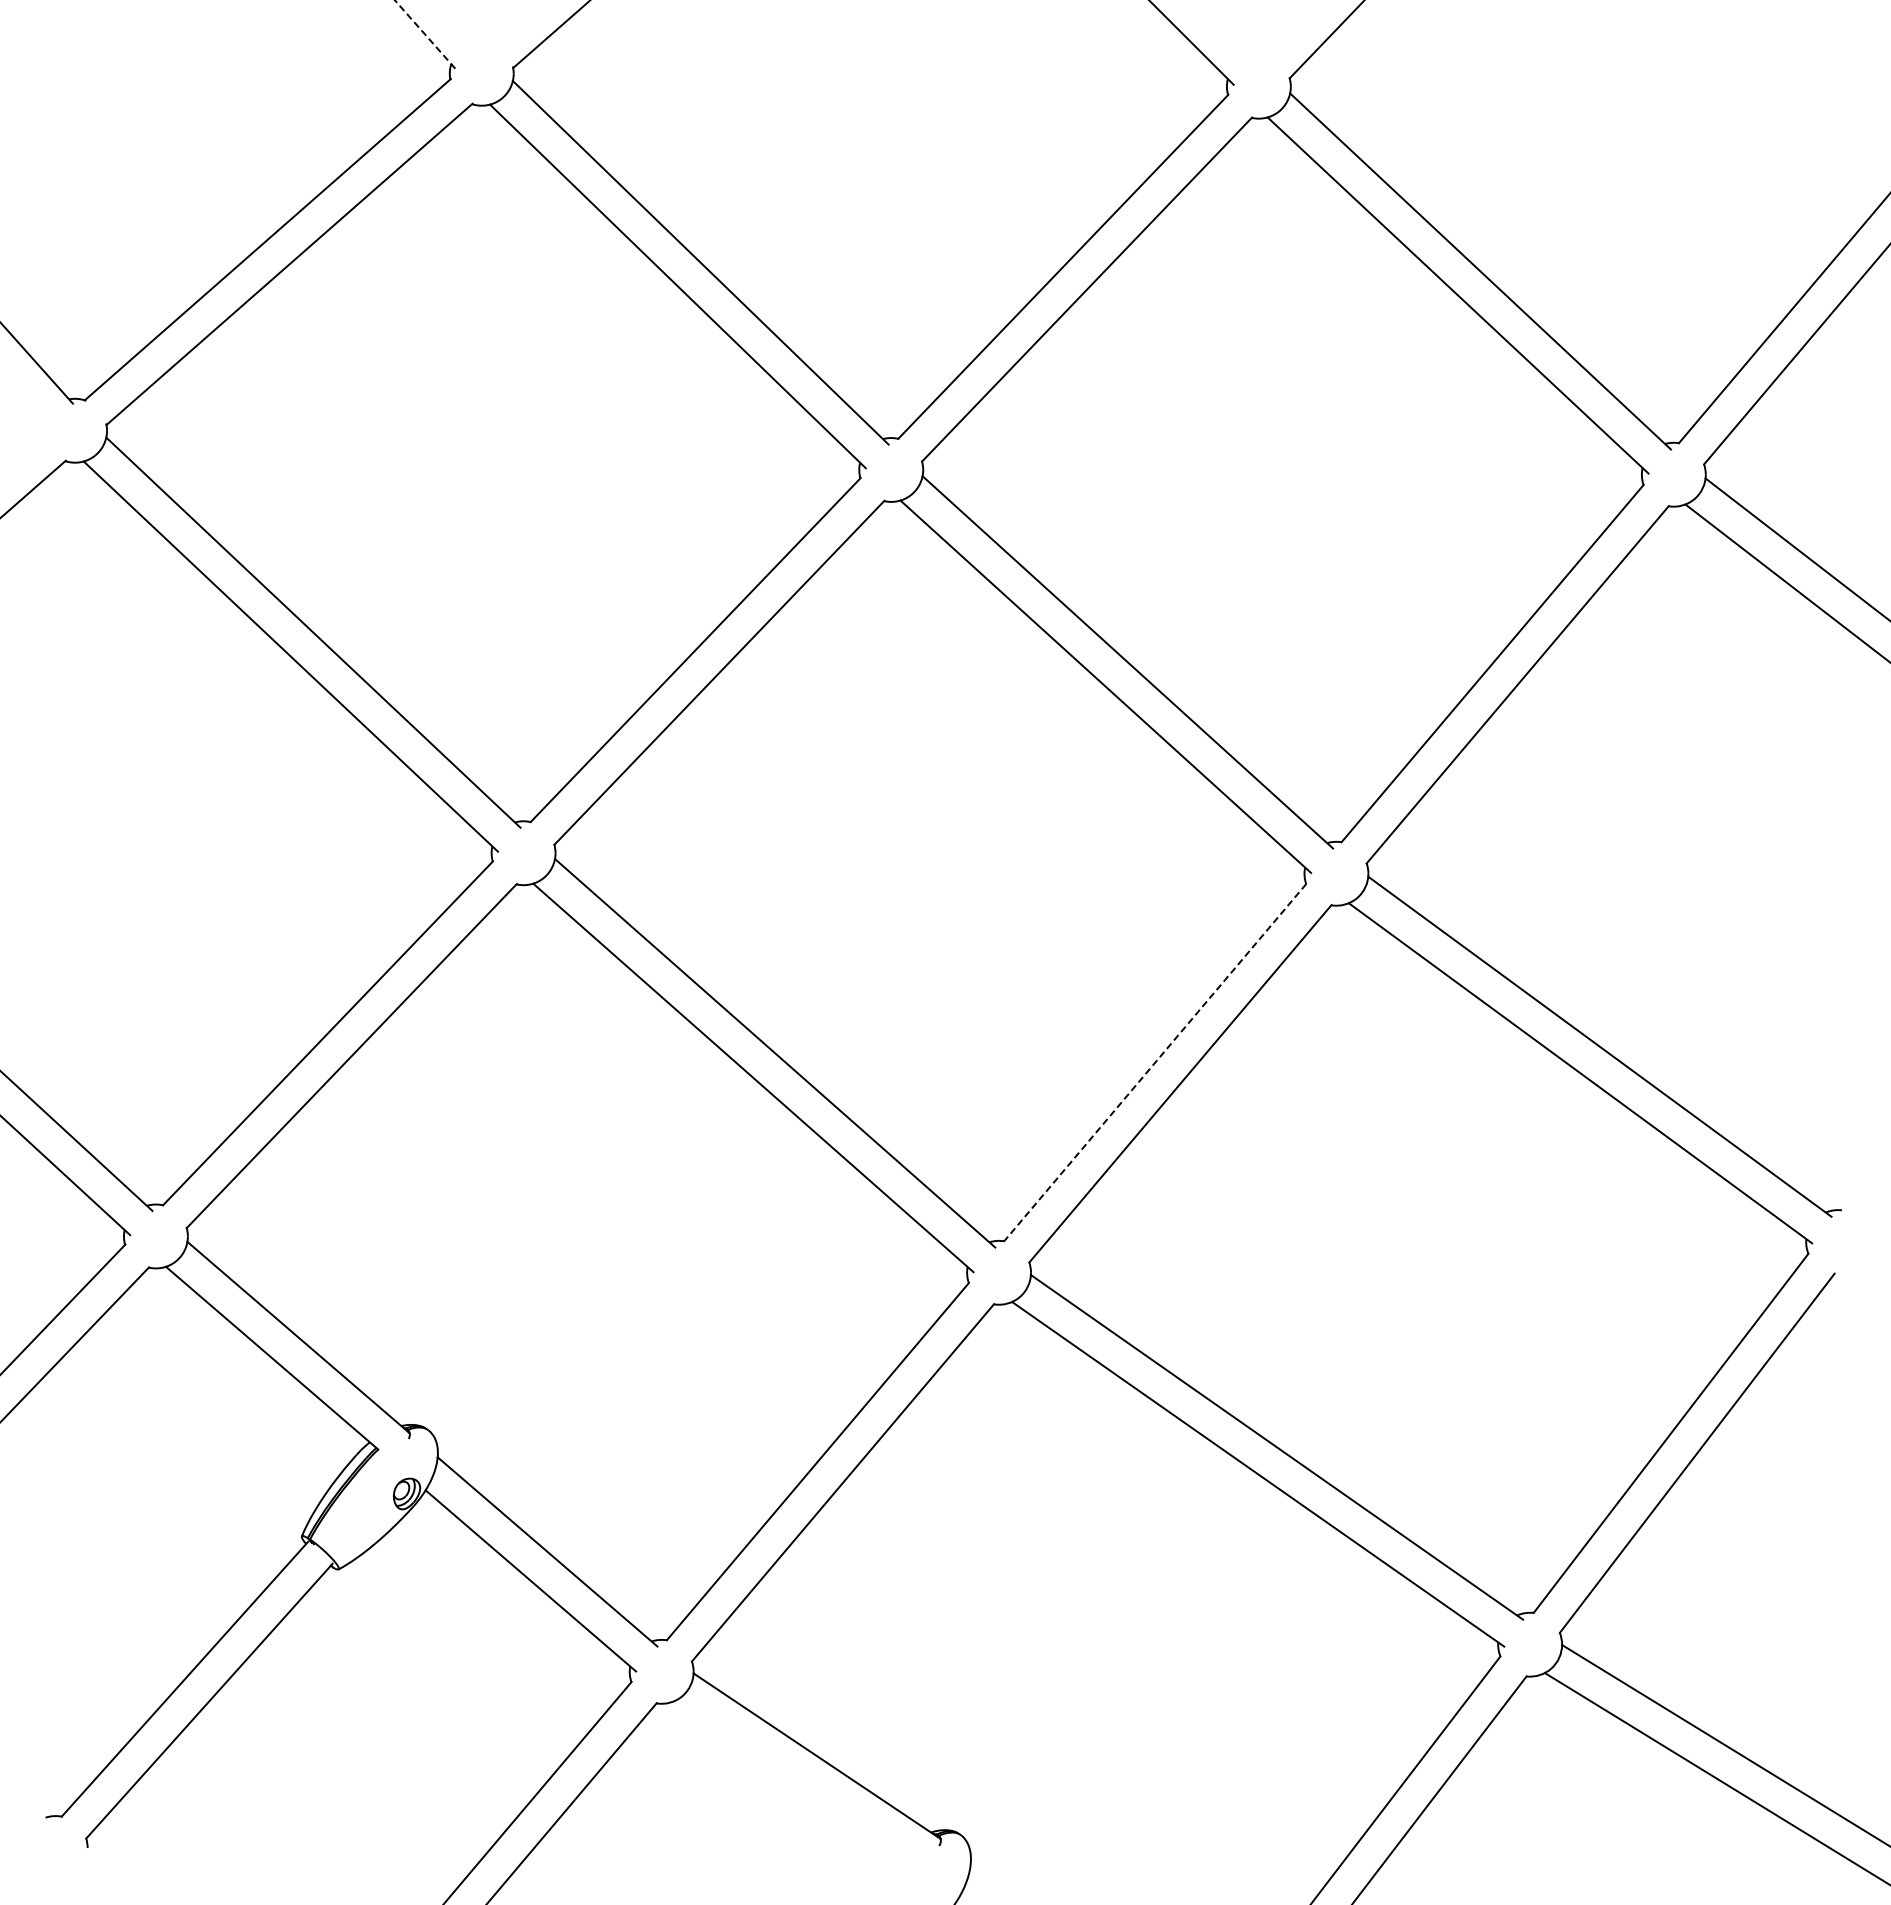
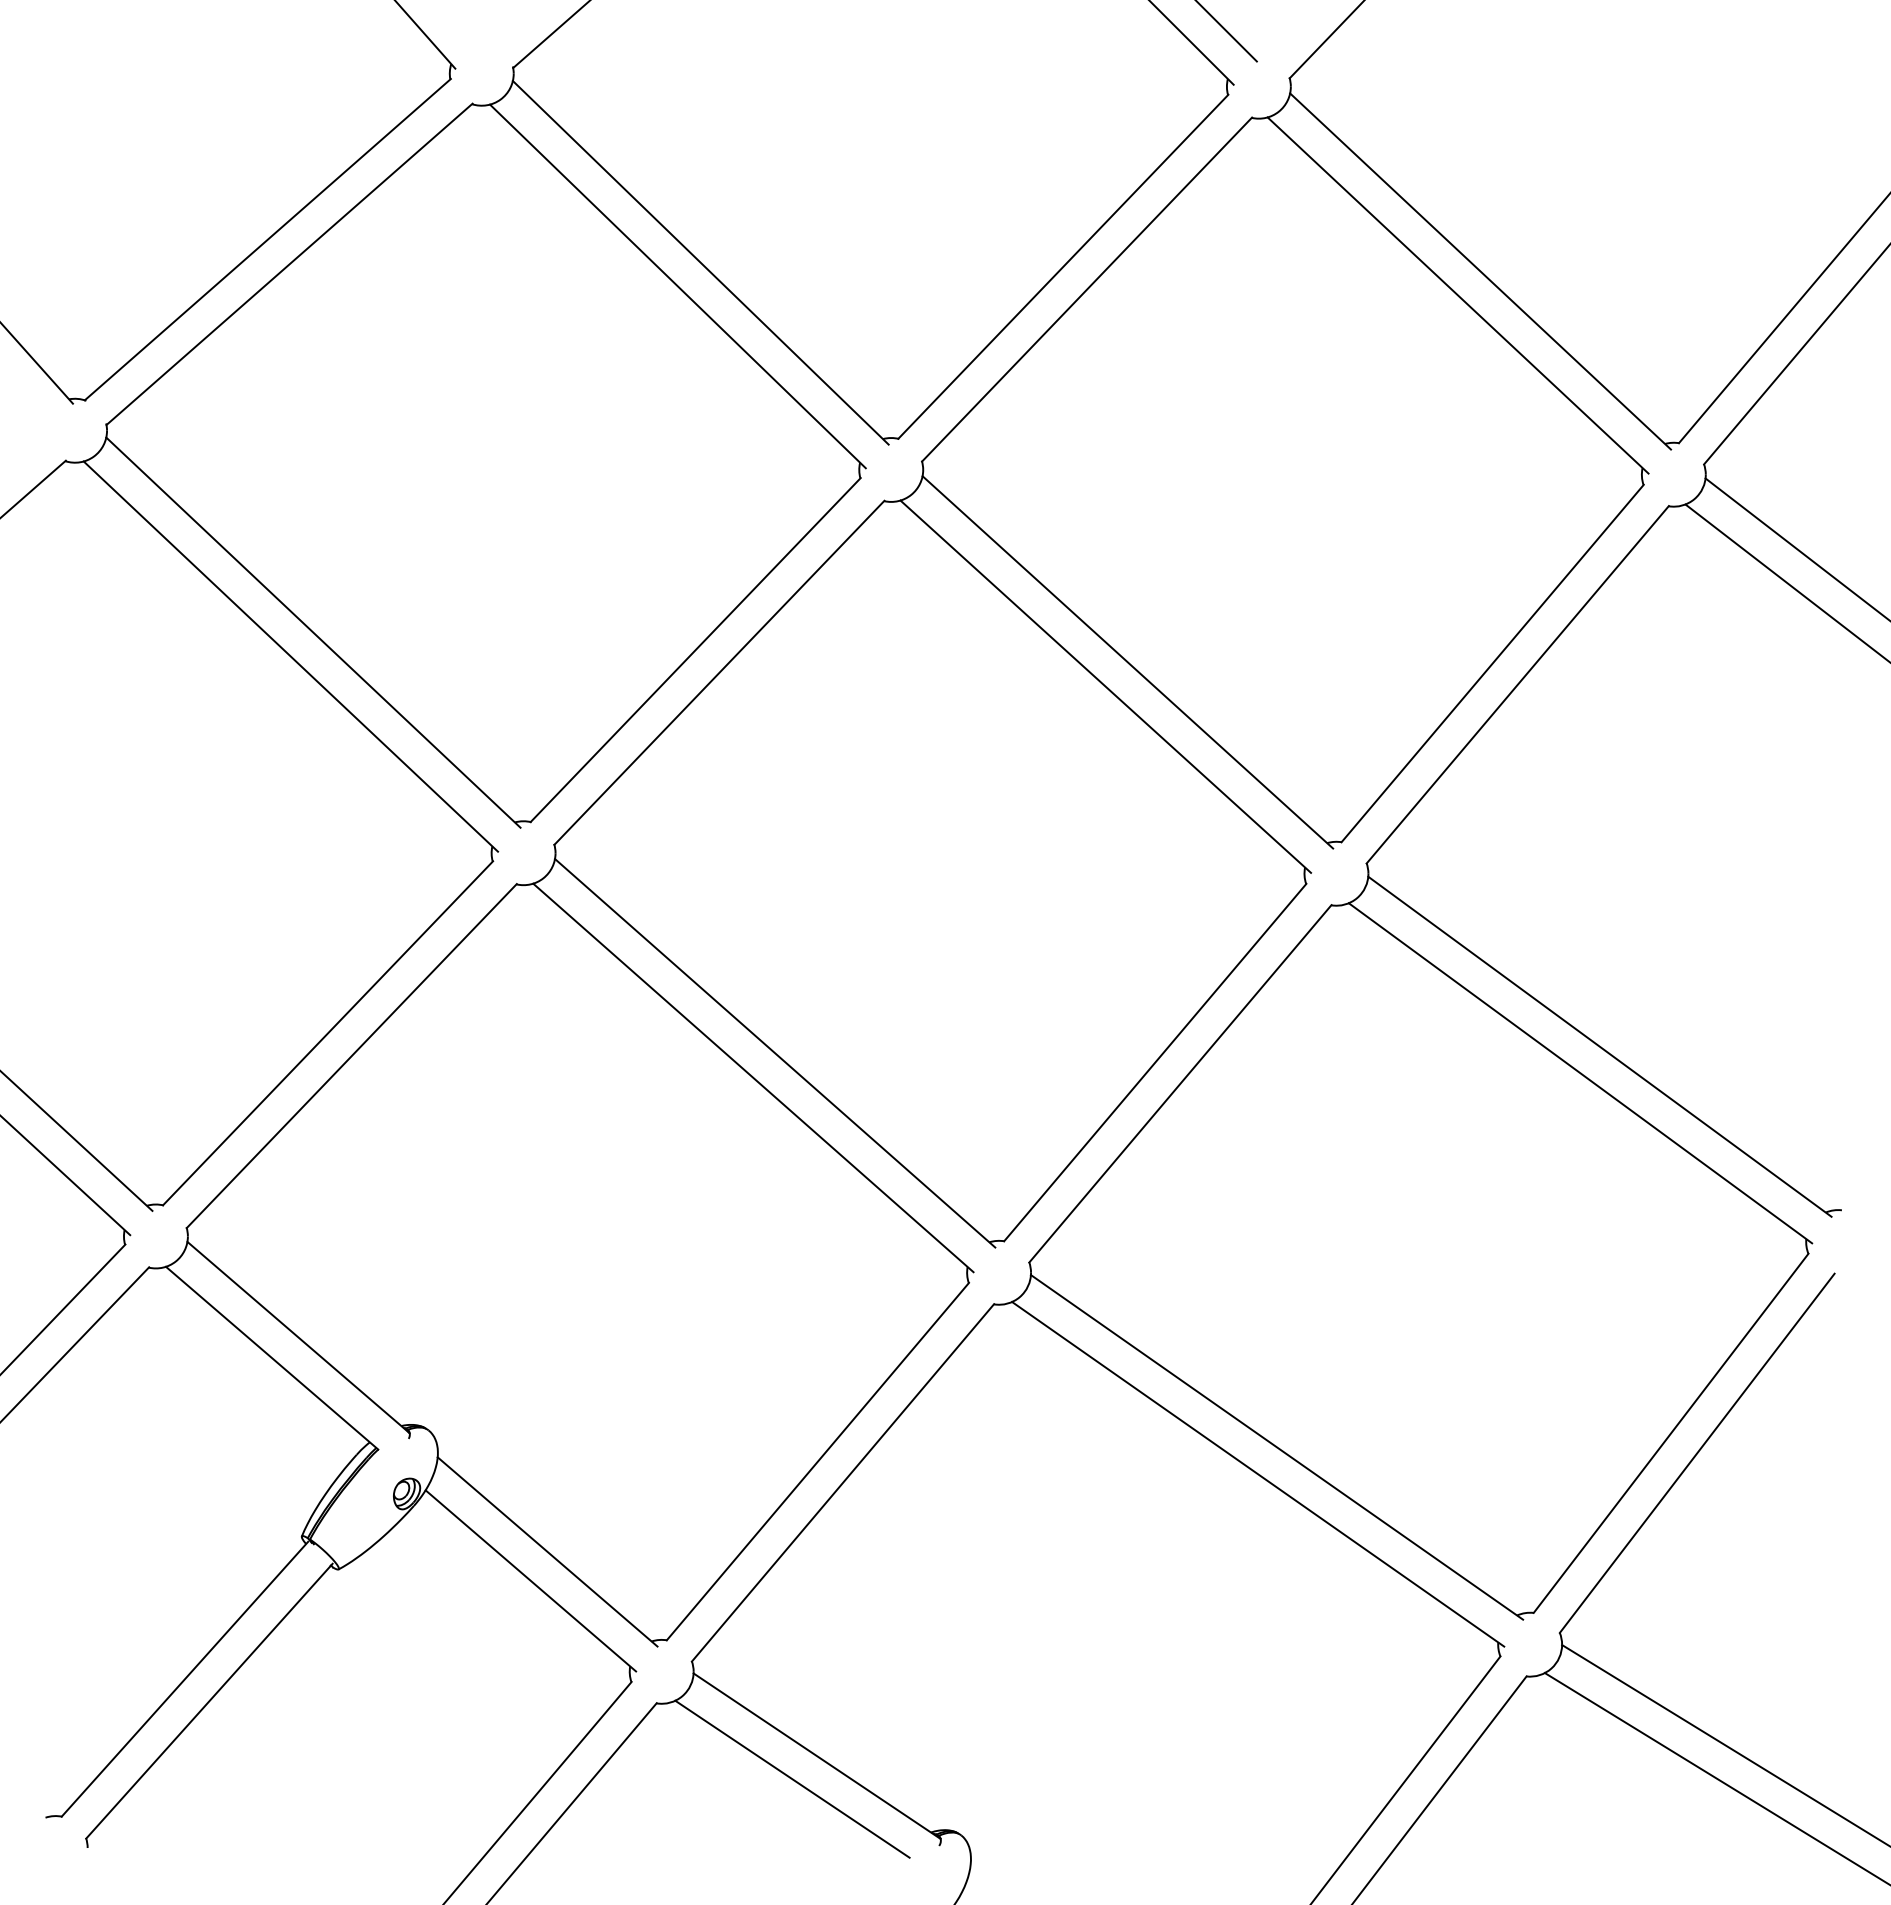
line: none -> present (1226, 31)
line: dashed -> solid (424, 34)
line: dashed -> solid (1155, 1062)
line: none -> present (792, 1778)
